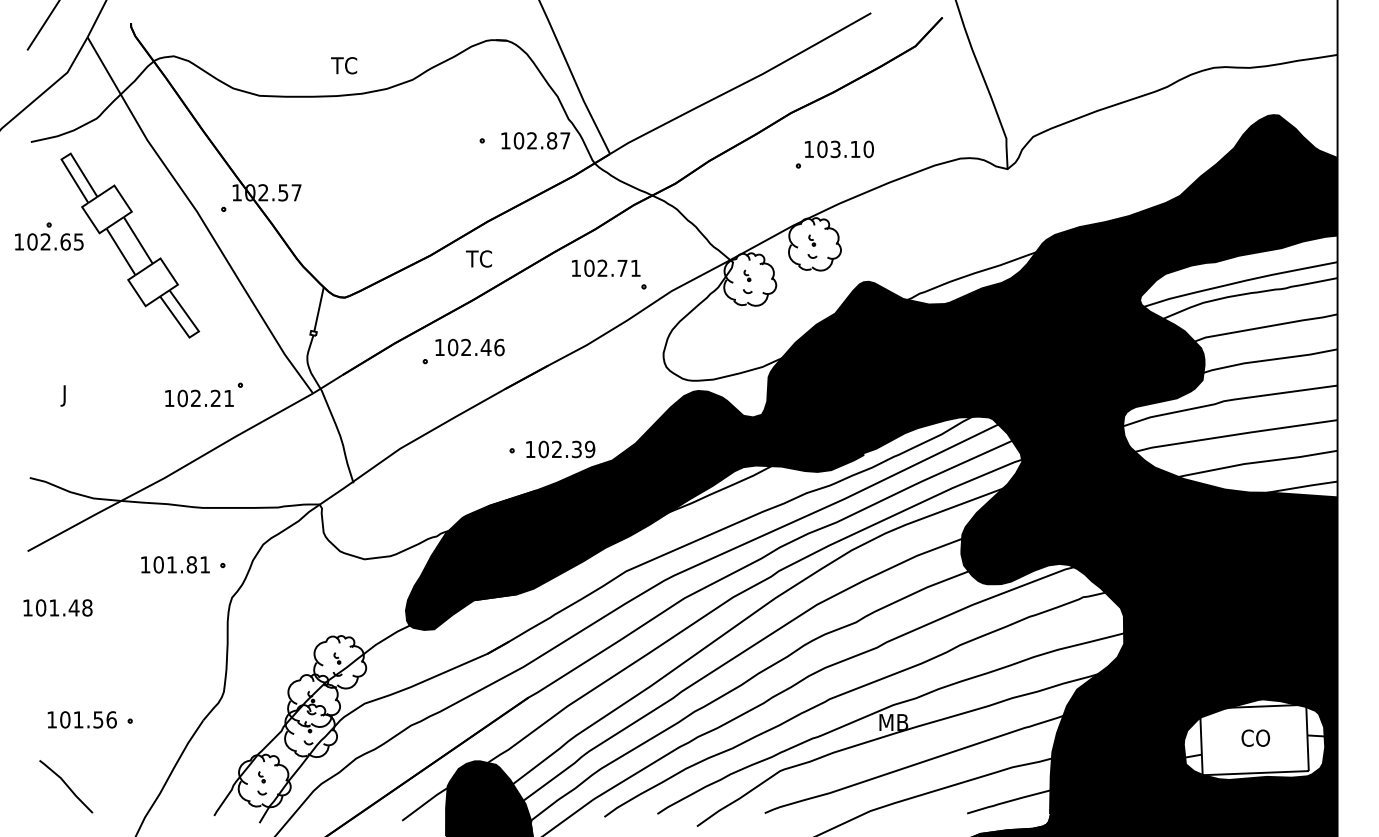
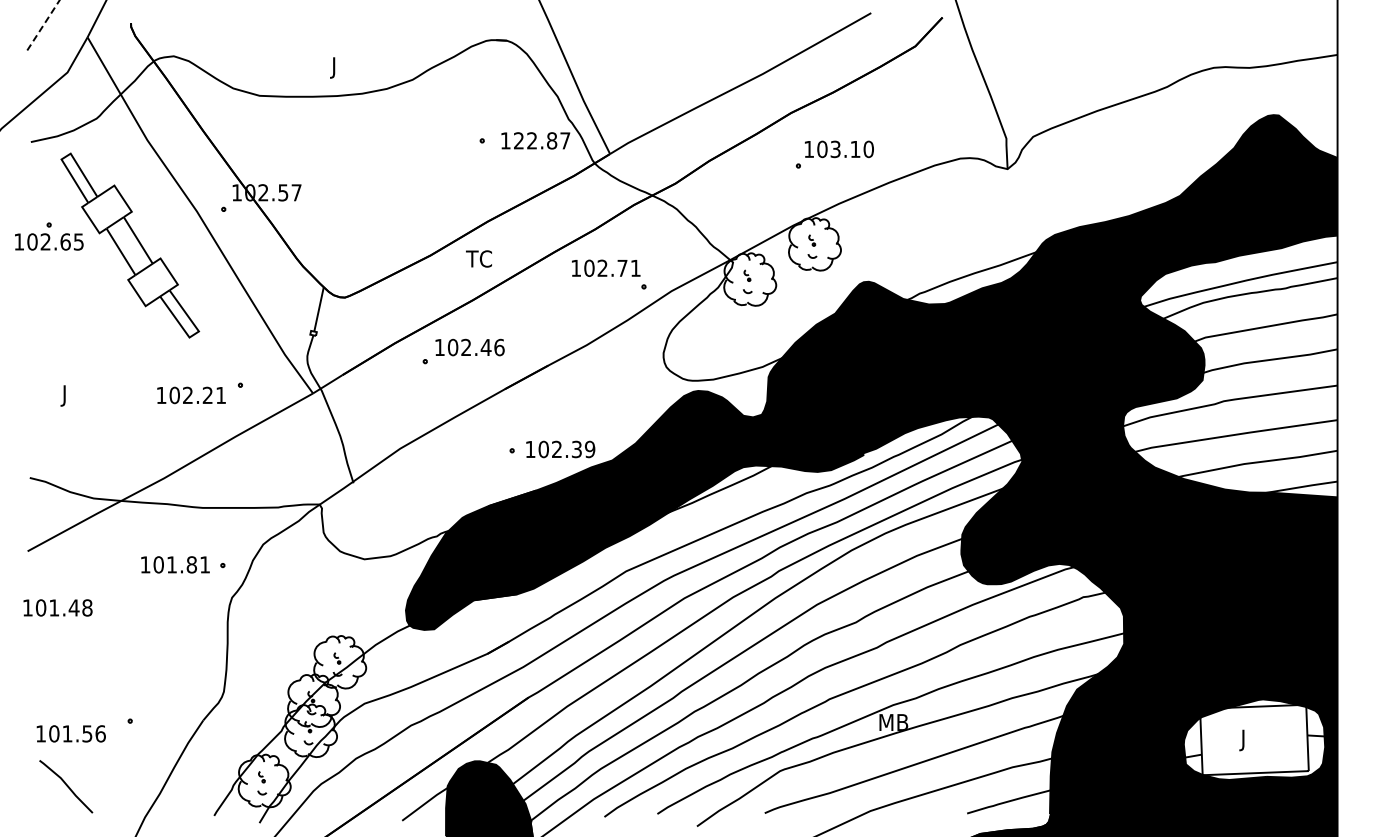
line: solid -> dashed (43, 25)
text: TC -> J (343, 67)
text: 102.87 -> 122.87 (518, 140)
text position: (199, 398) -> (191, 395) (191, 395)
text position: (81, 719) -> (70, 733) (70, 733)
text: CO -> J (1254, 740)
